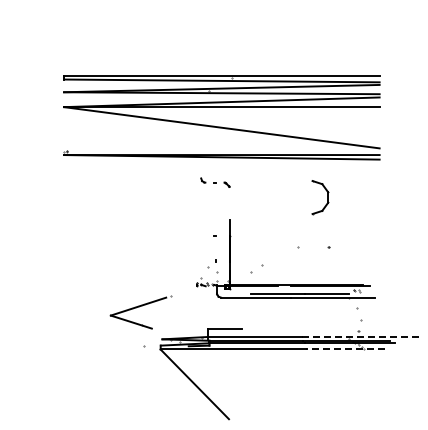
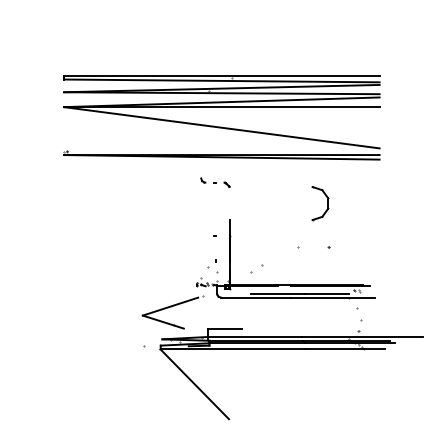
part position: (327, 197) -> (327, 203) (327, 203)
part position: (140, 312) -> (172, 312) (172, 312)
line: dashed -> solid (362, 336)
line: dashed -> solid (345, 349)
